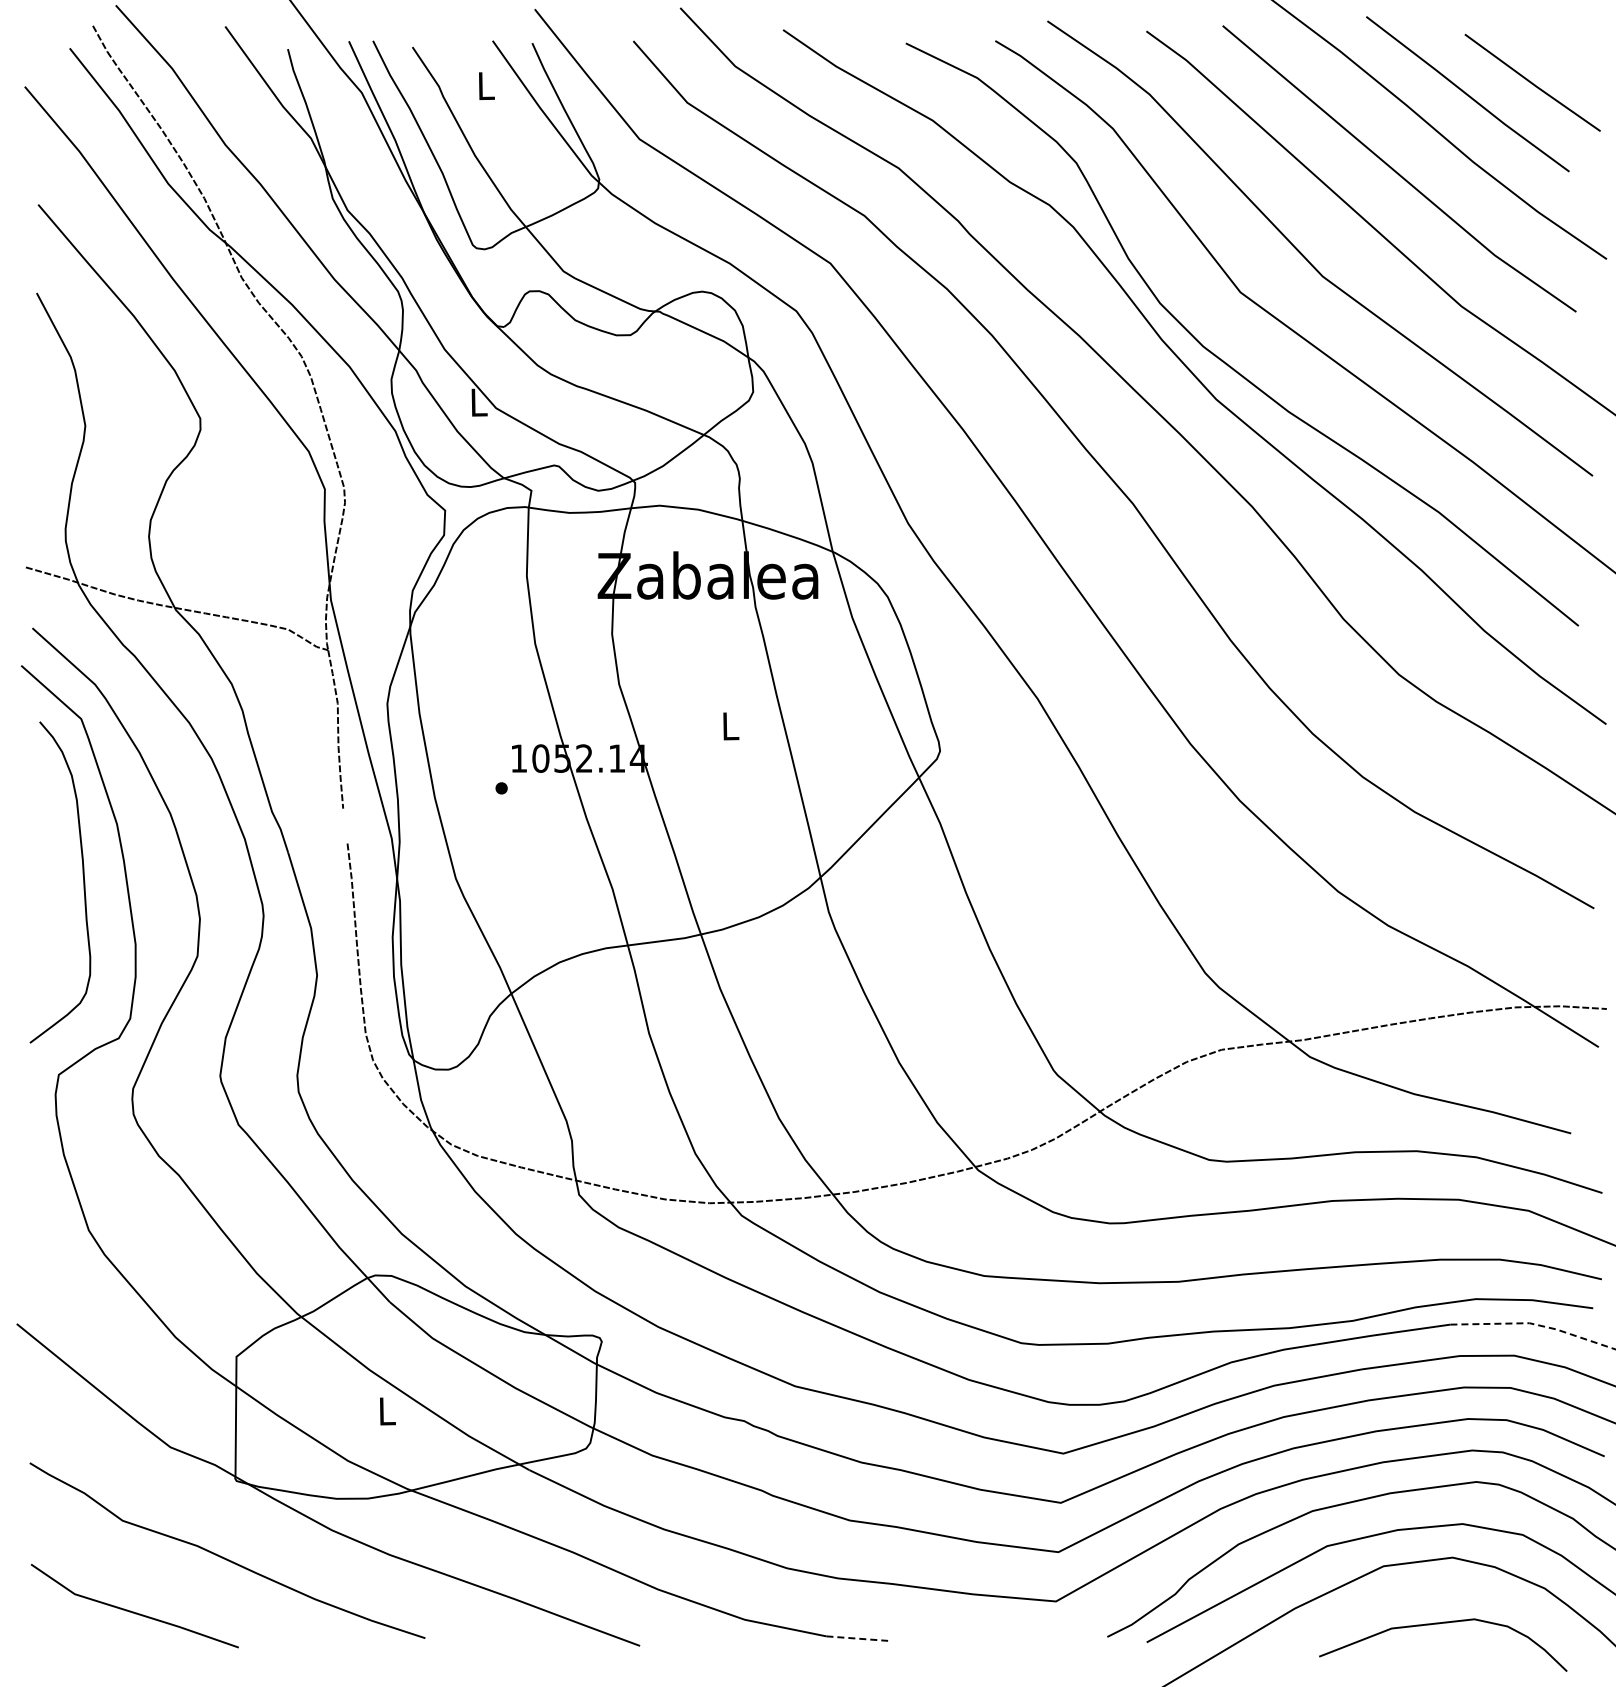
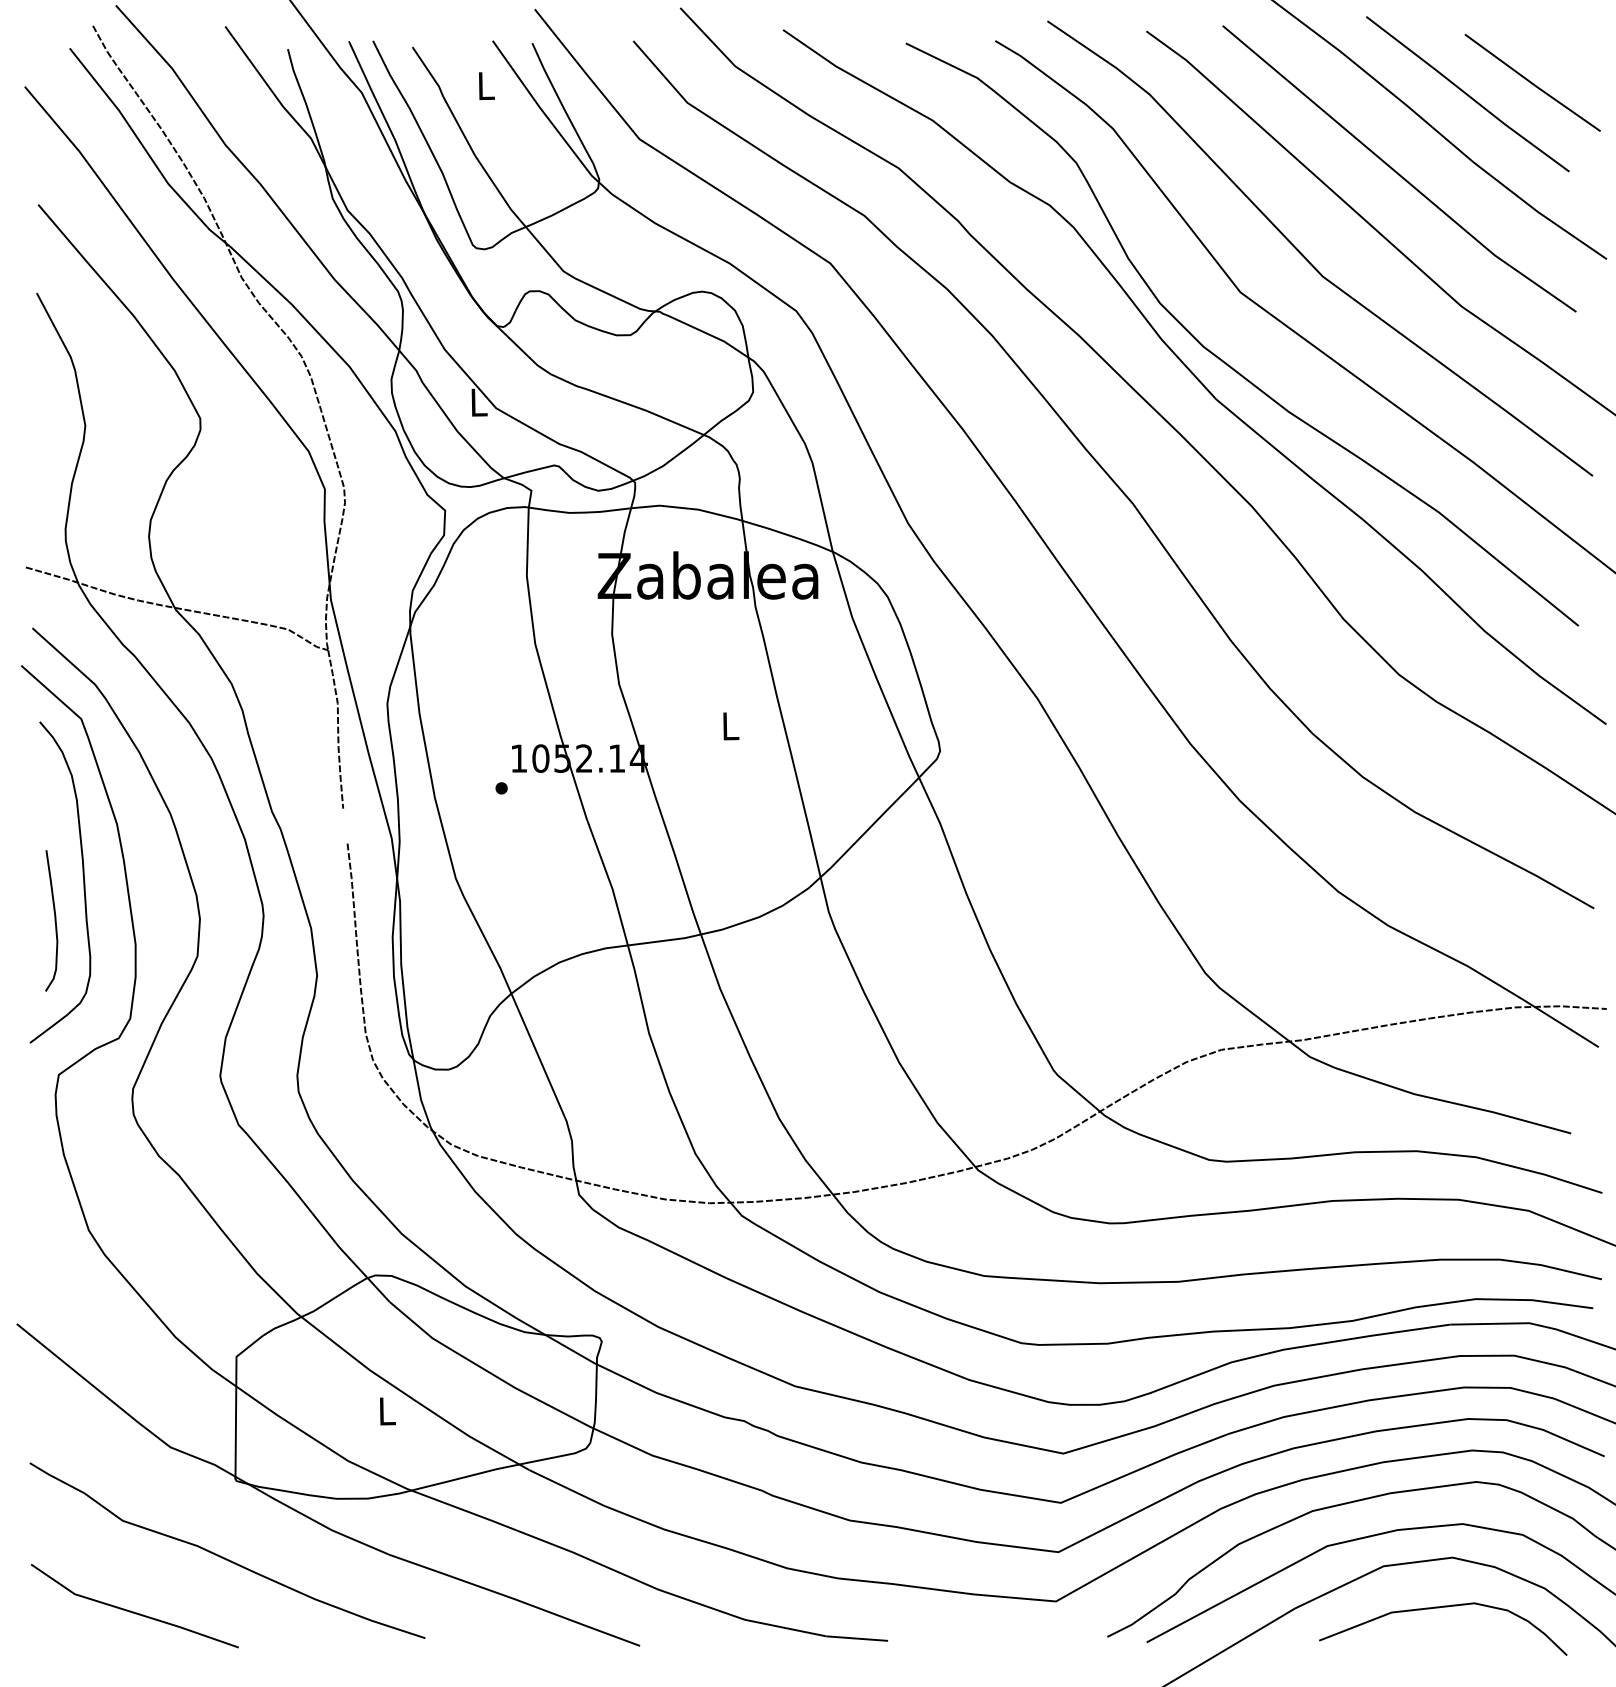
curve: none -> present (54, 920)
line: dashed -> solid (1535, 1324)
curve position: (1439, 1624) -> (1439, 1608) (1439, 1608)
line: dashed -> solid (857, 1638)
